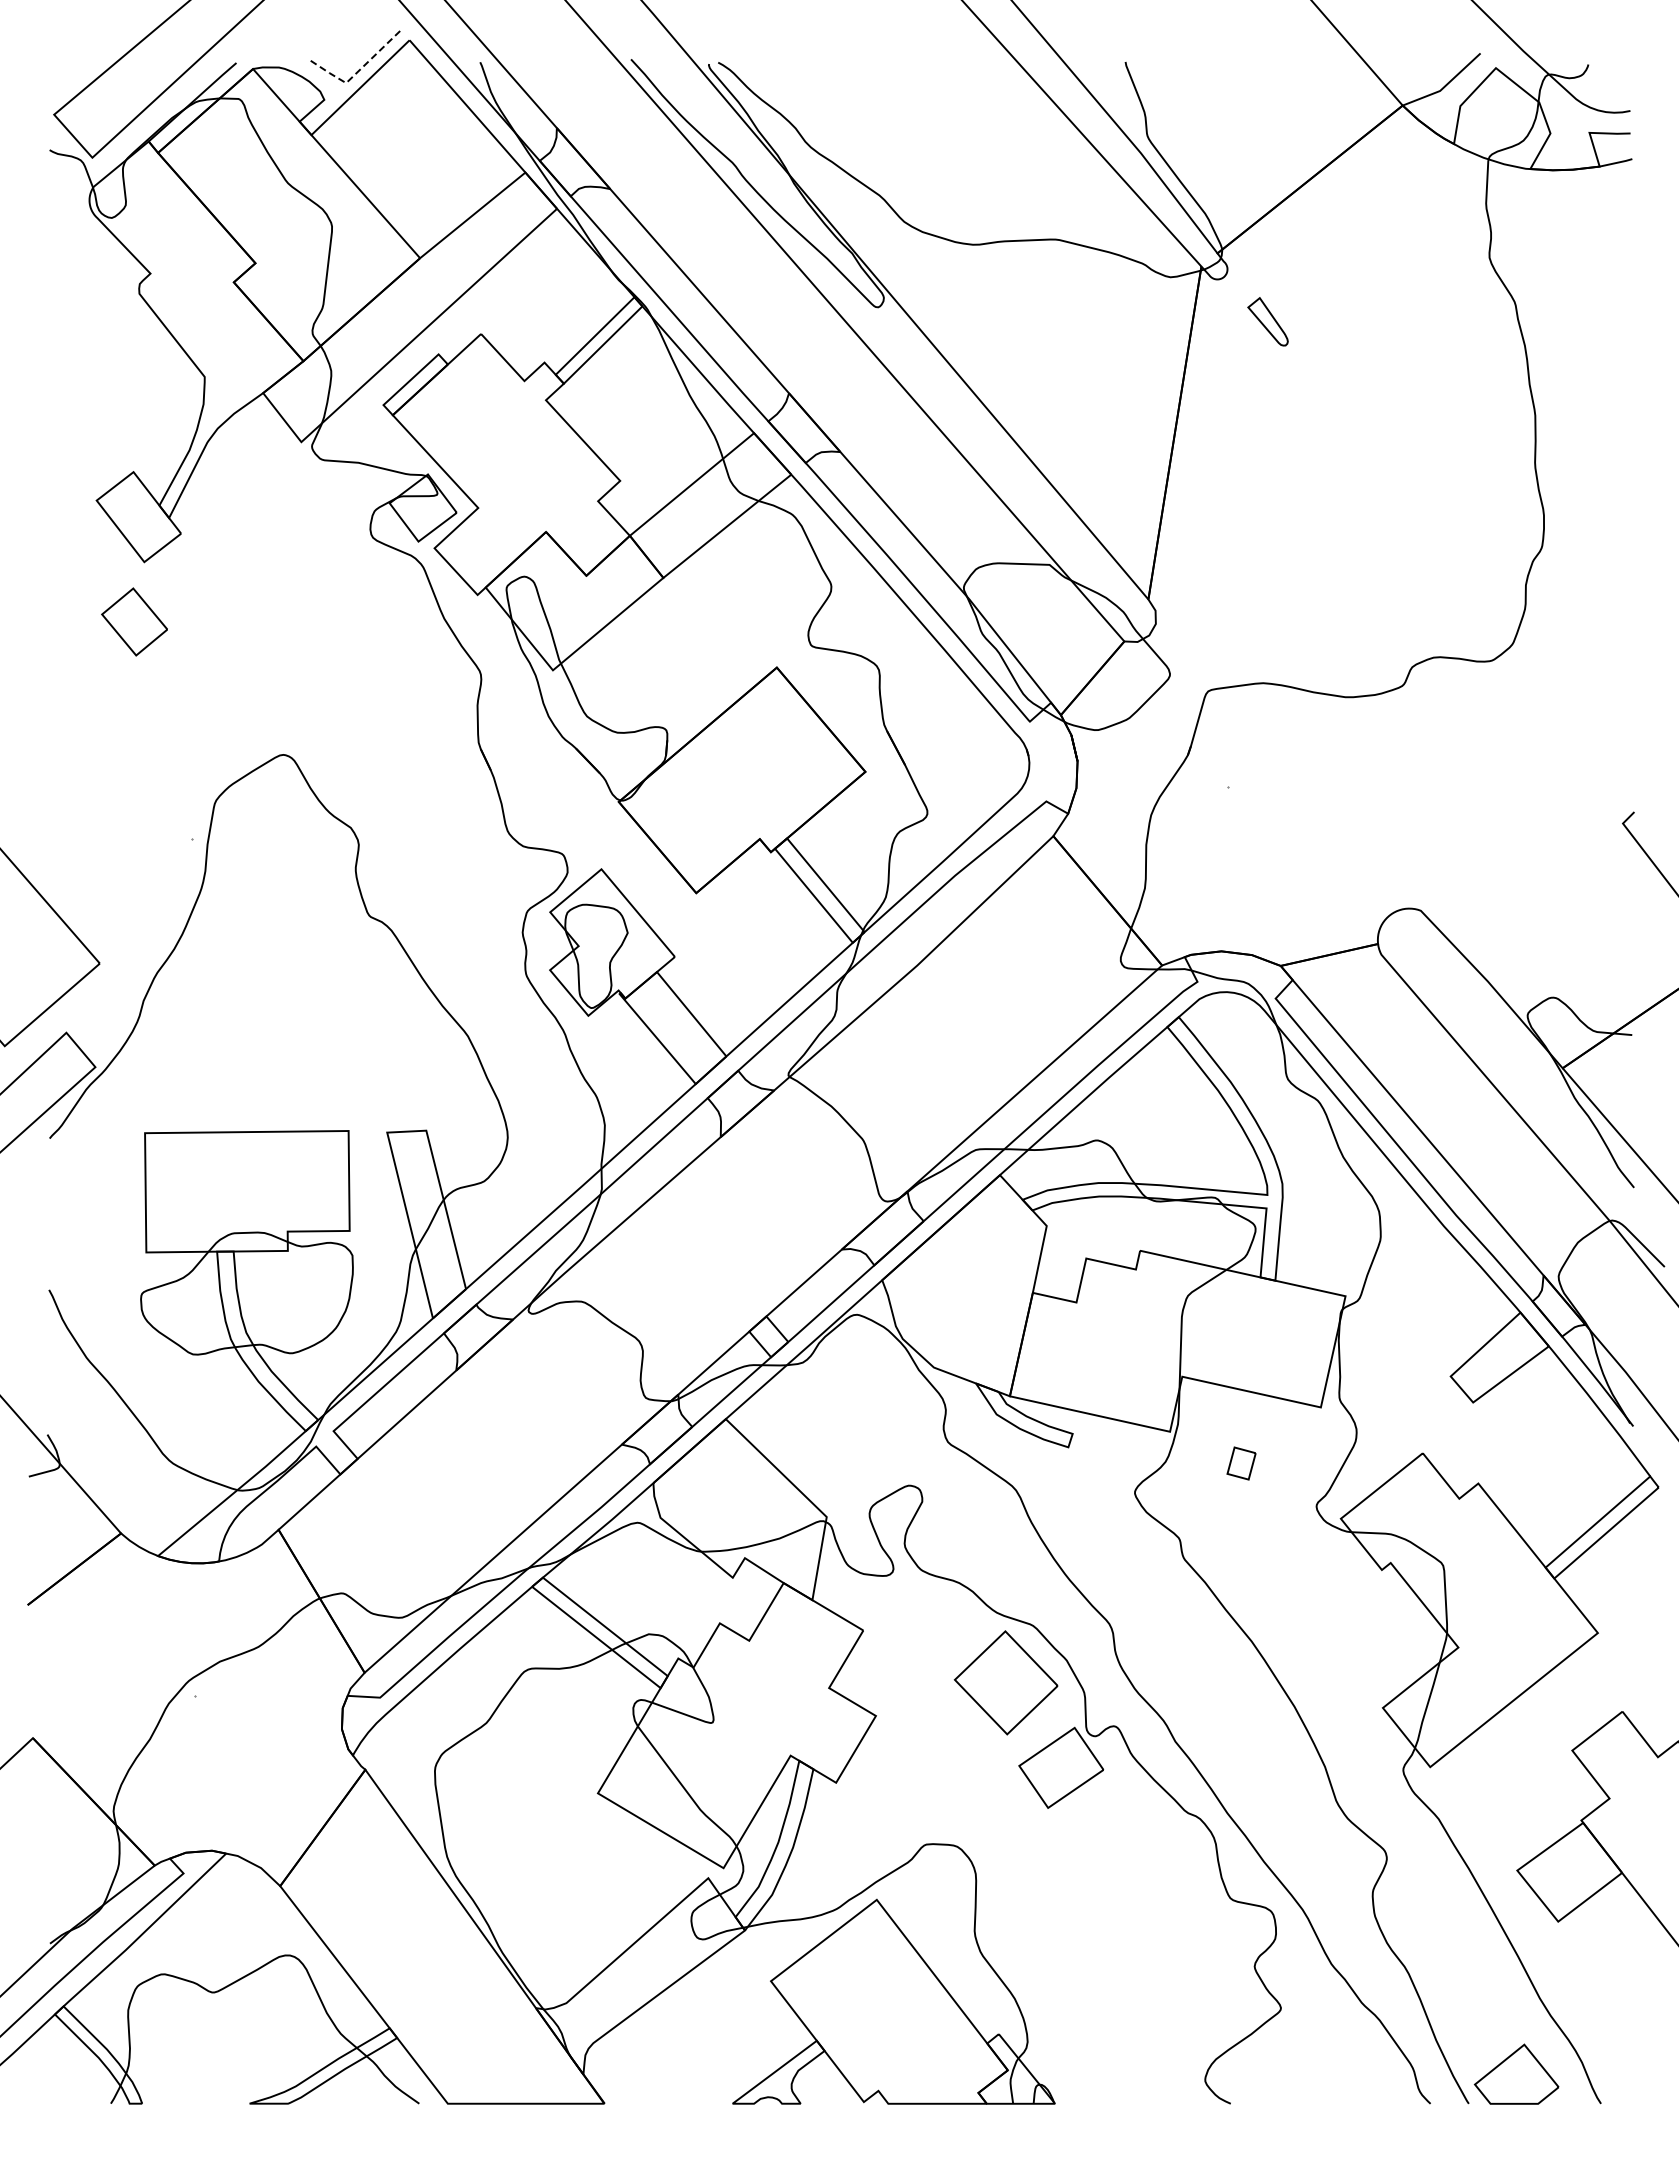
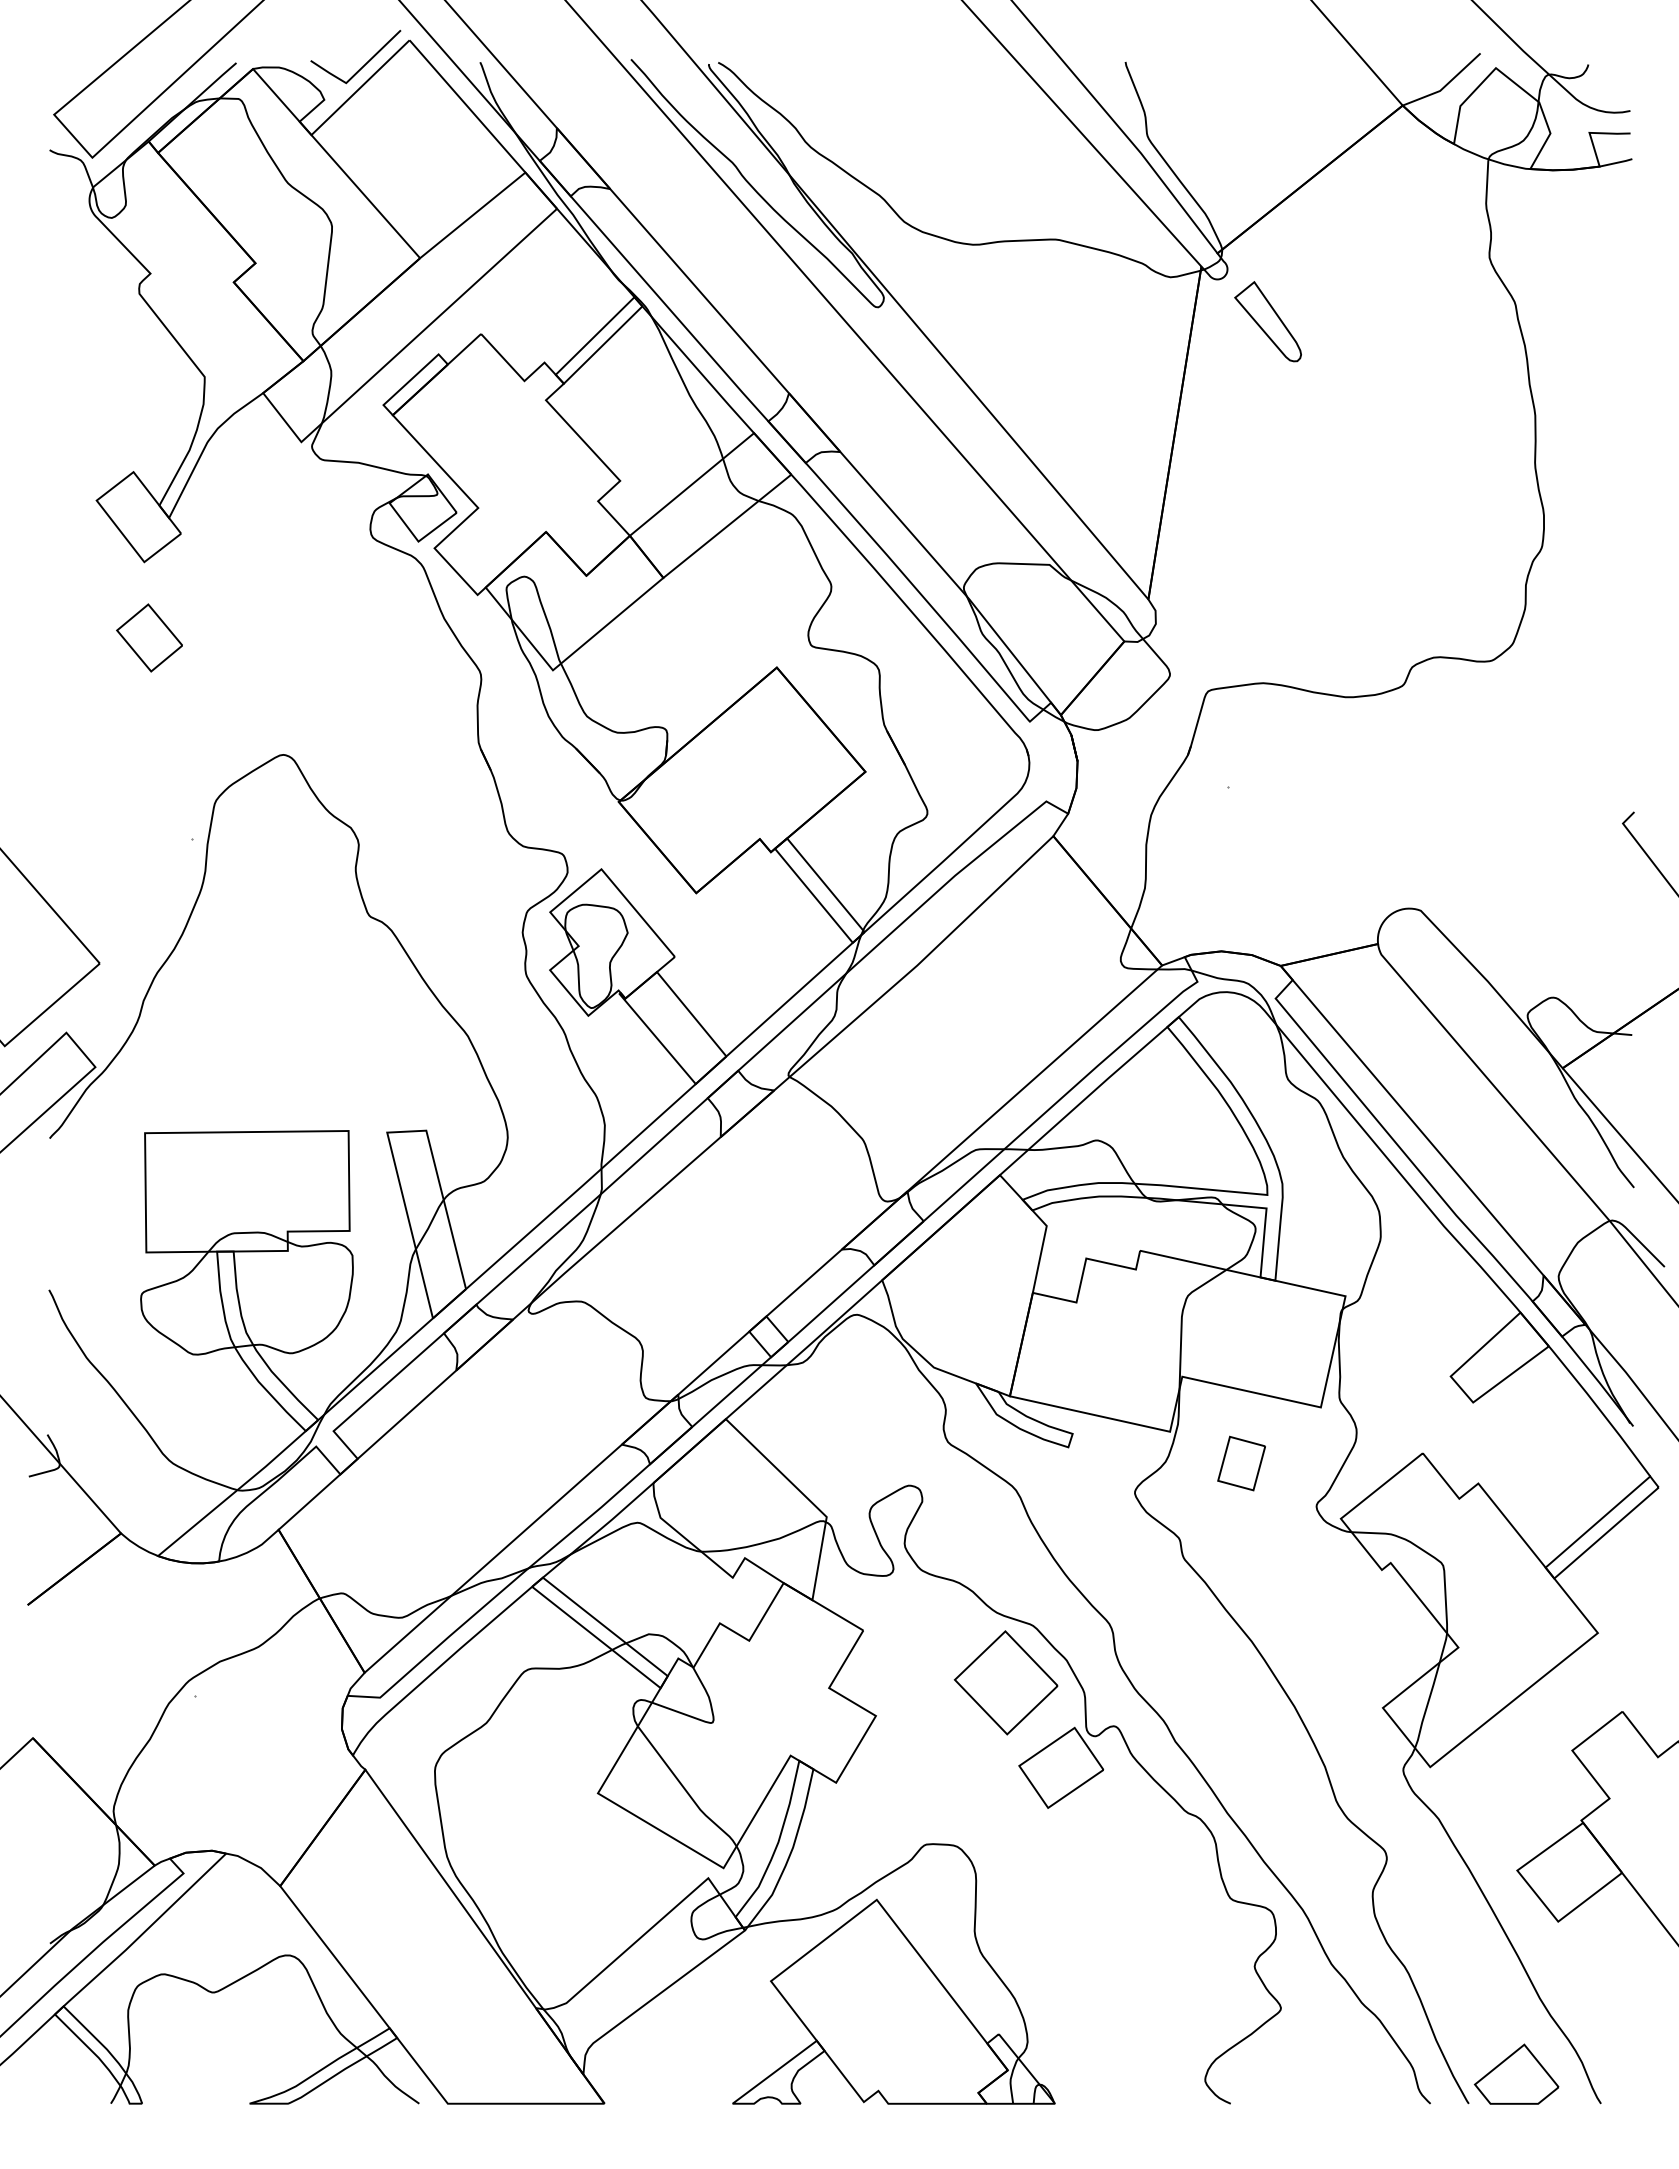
line: dashed -> solid (357, 72)
part size: 42x50 px -> 68x82 px (1267, 321)
part position: (134, 621) -> (149, 637) (149, 637)
part size: 31x35 px -> 49x57 px (1241, 1463)
